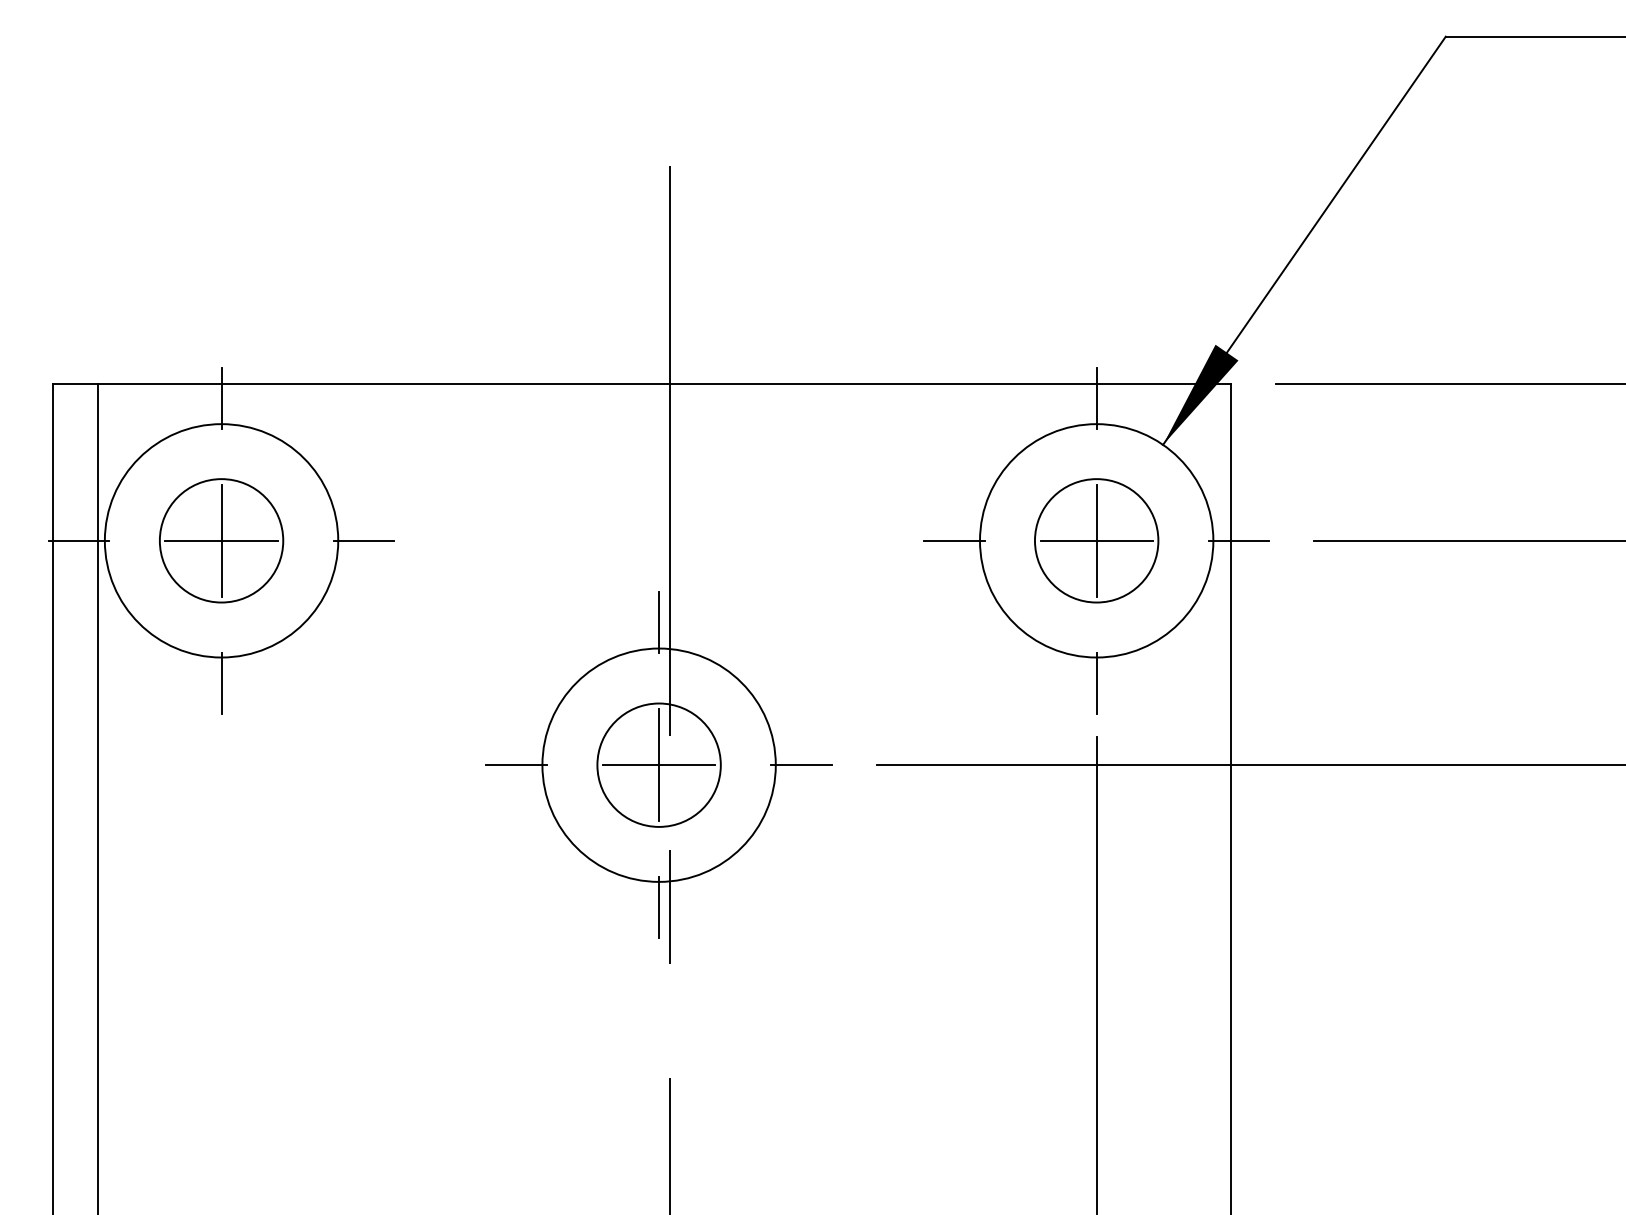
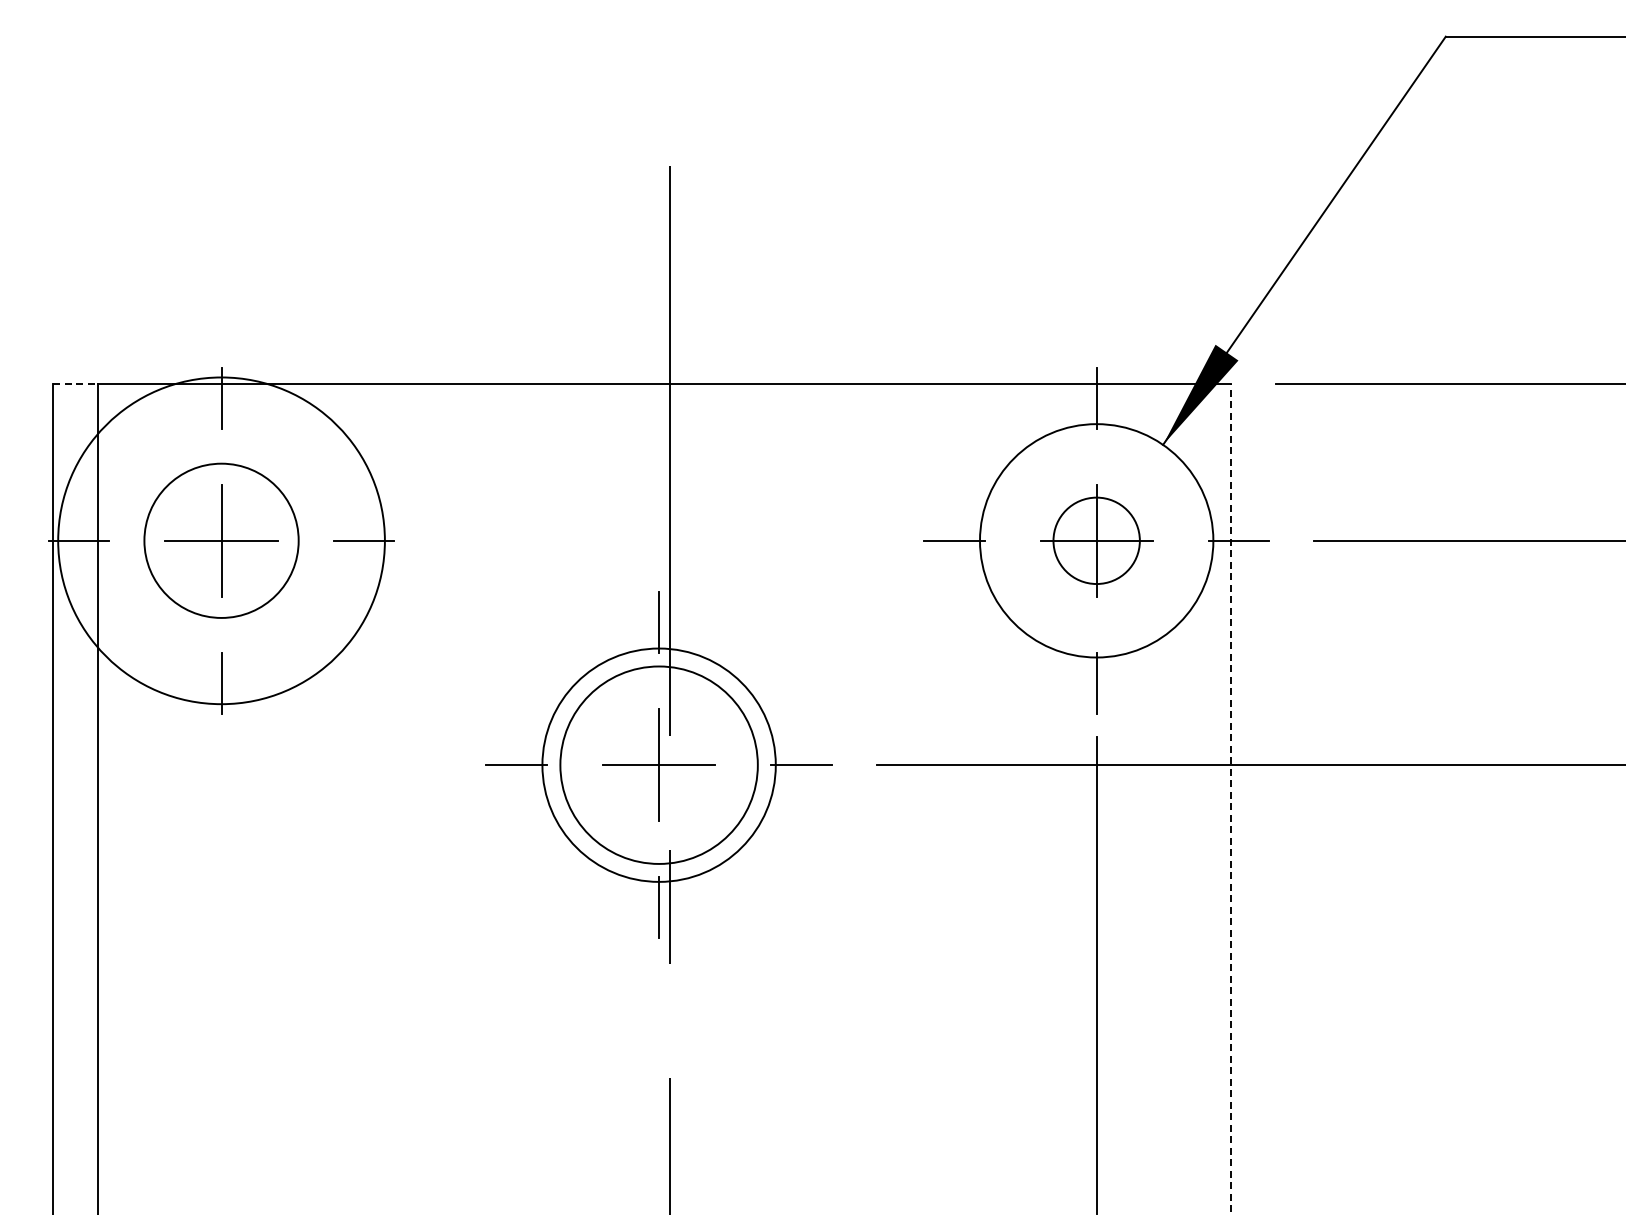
line: solid -> dashed (76, 383)
circle diameter: 123 px -> 154 px (221, 540)
circle diameter: 233 px -> 327 px (221, 540)
circle diameter: 123 px -> 86 px (1096, 540)
circle diameter: 123 px -> 197 px (658, 764)
line: solid -> dashed (1231, 798)
